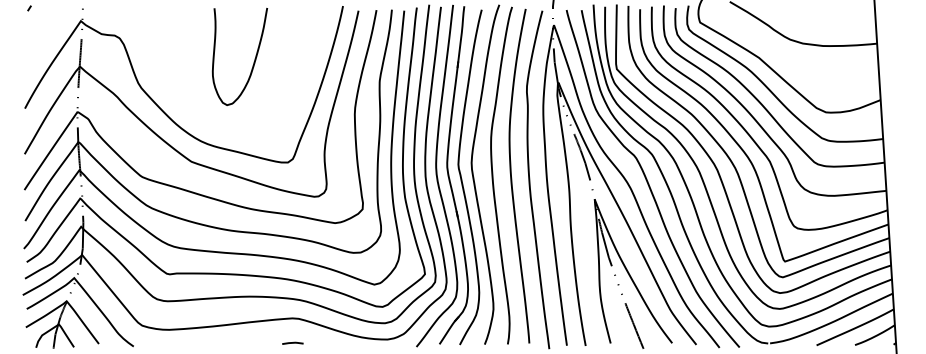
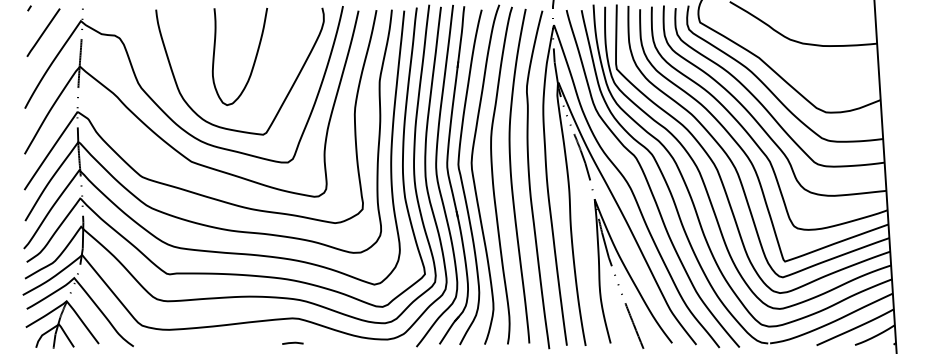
line: none -> present (43, 32)
curve: none -> present (285, 96)
